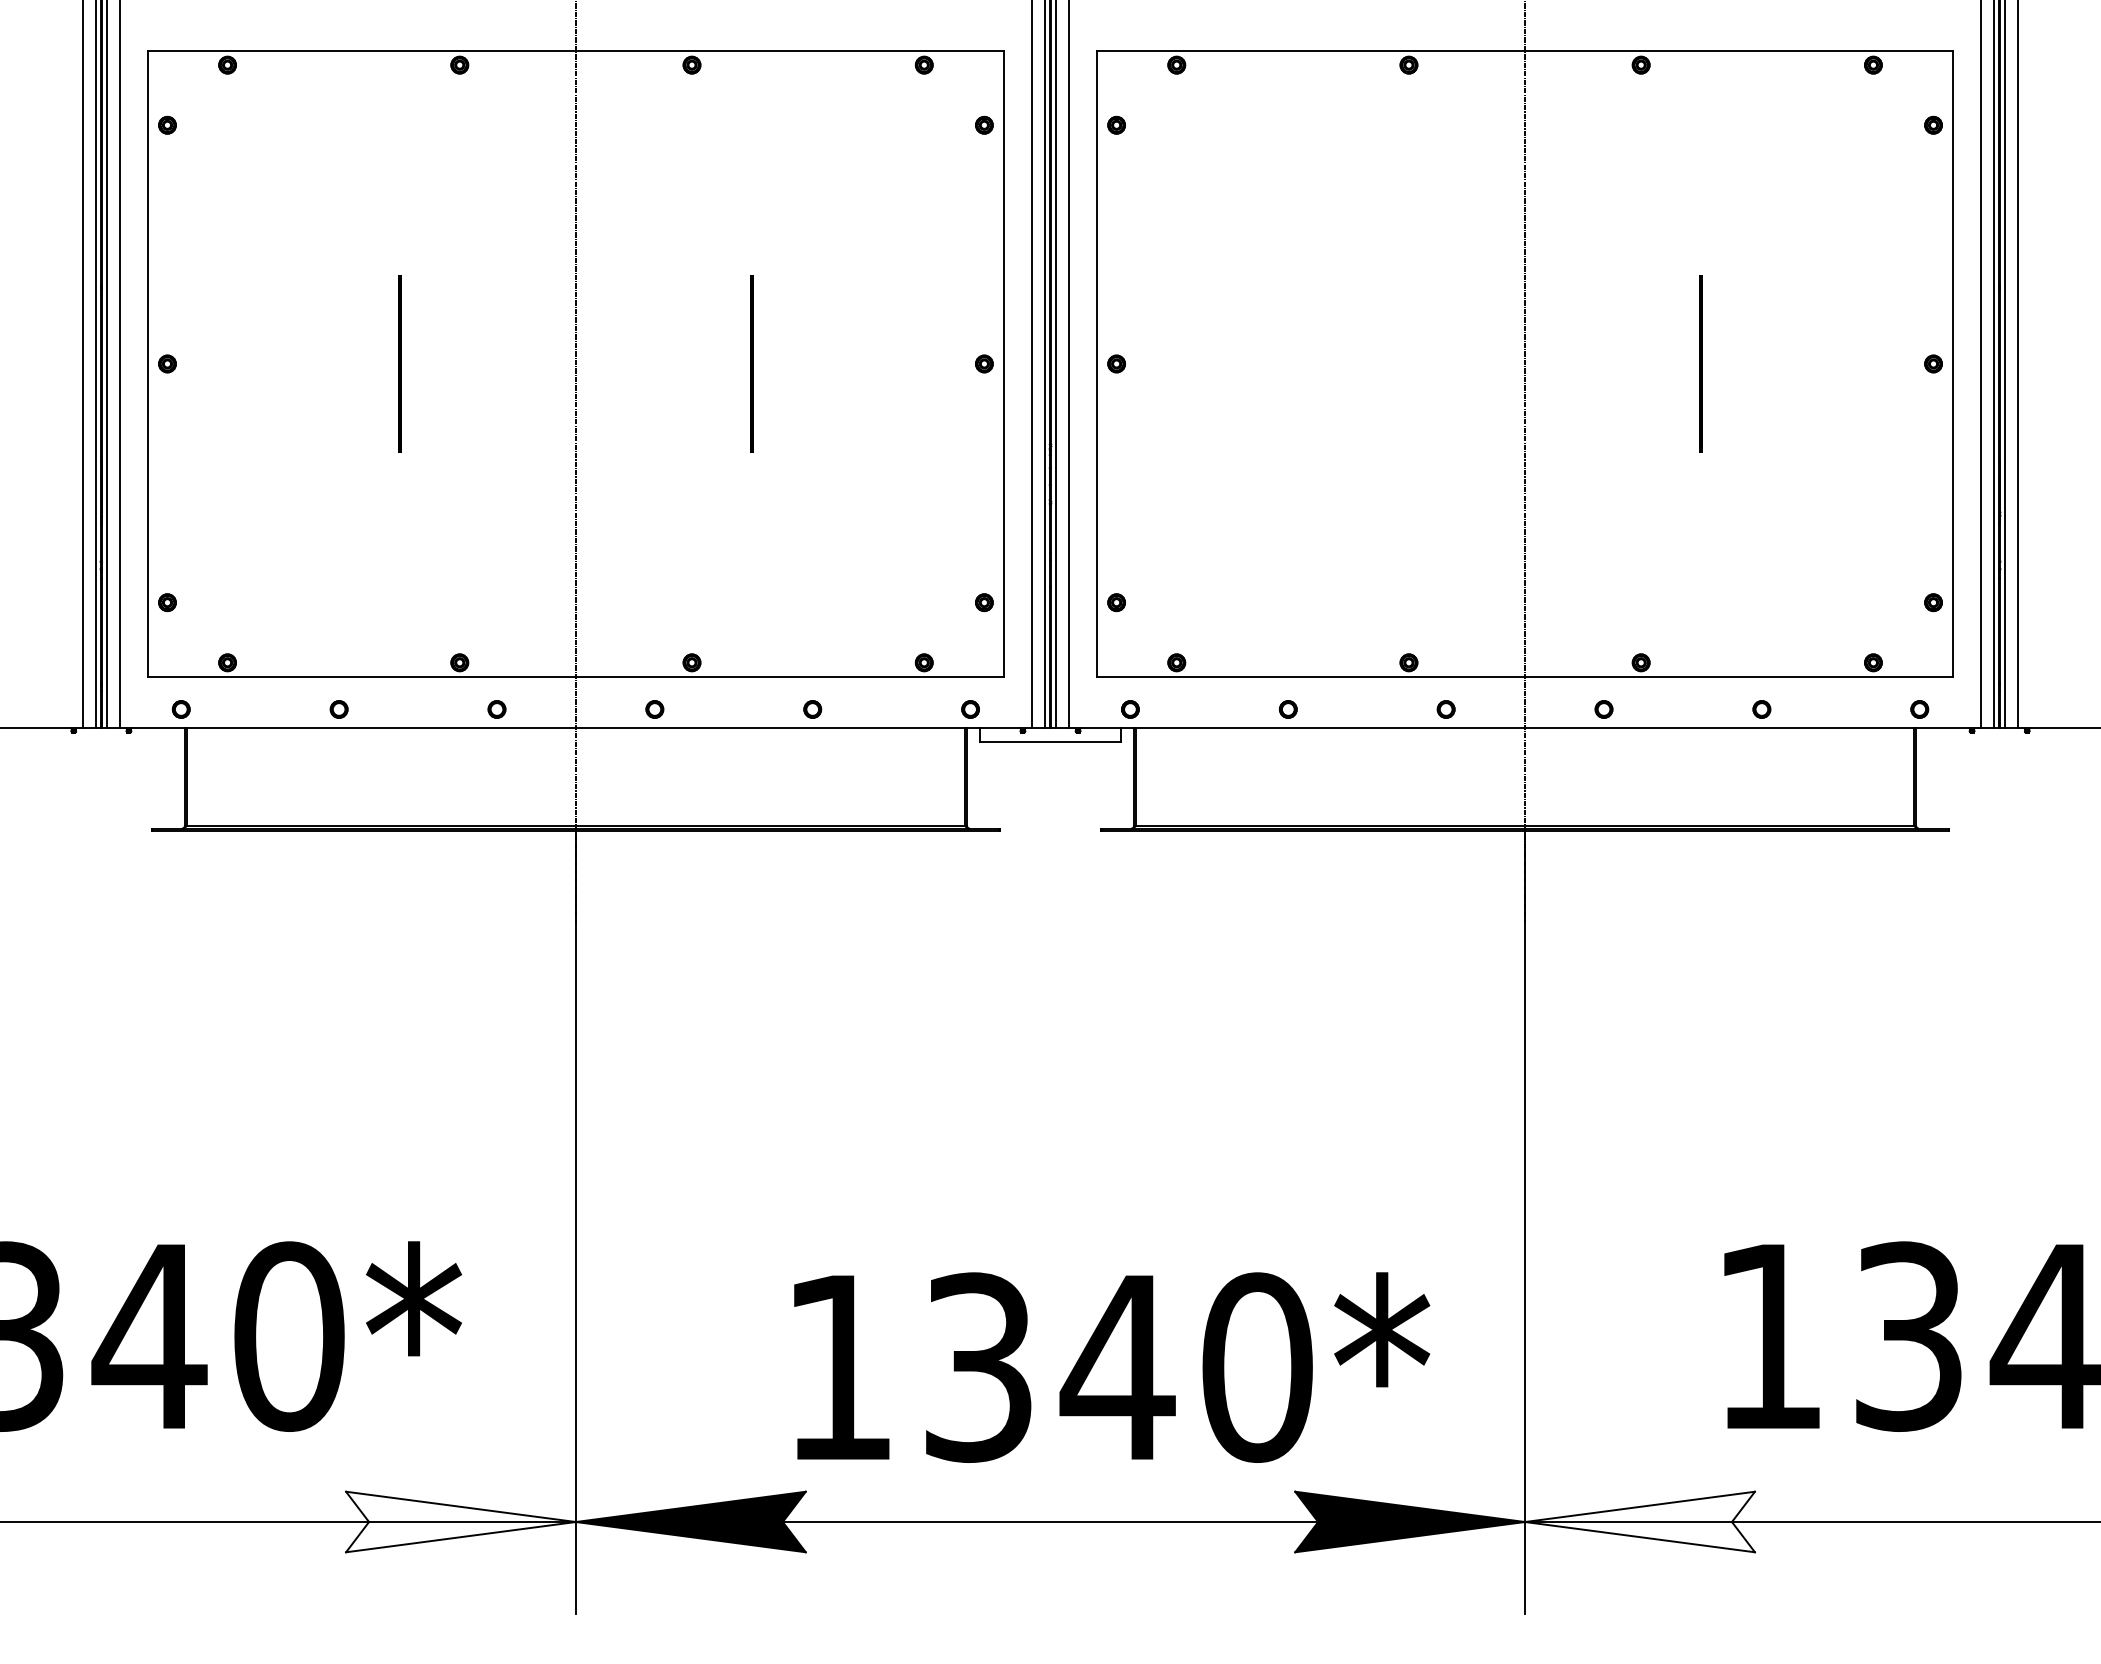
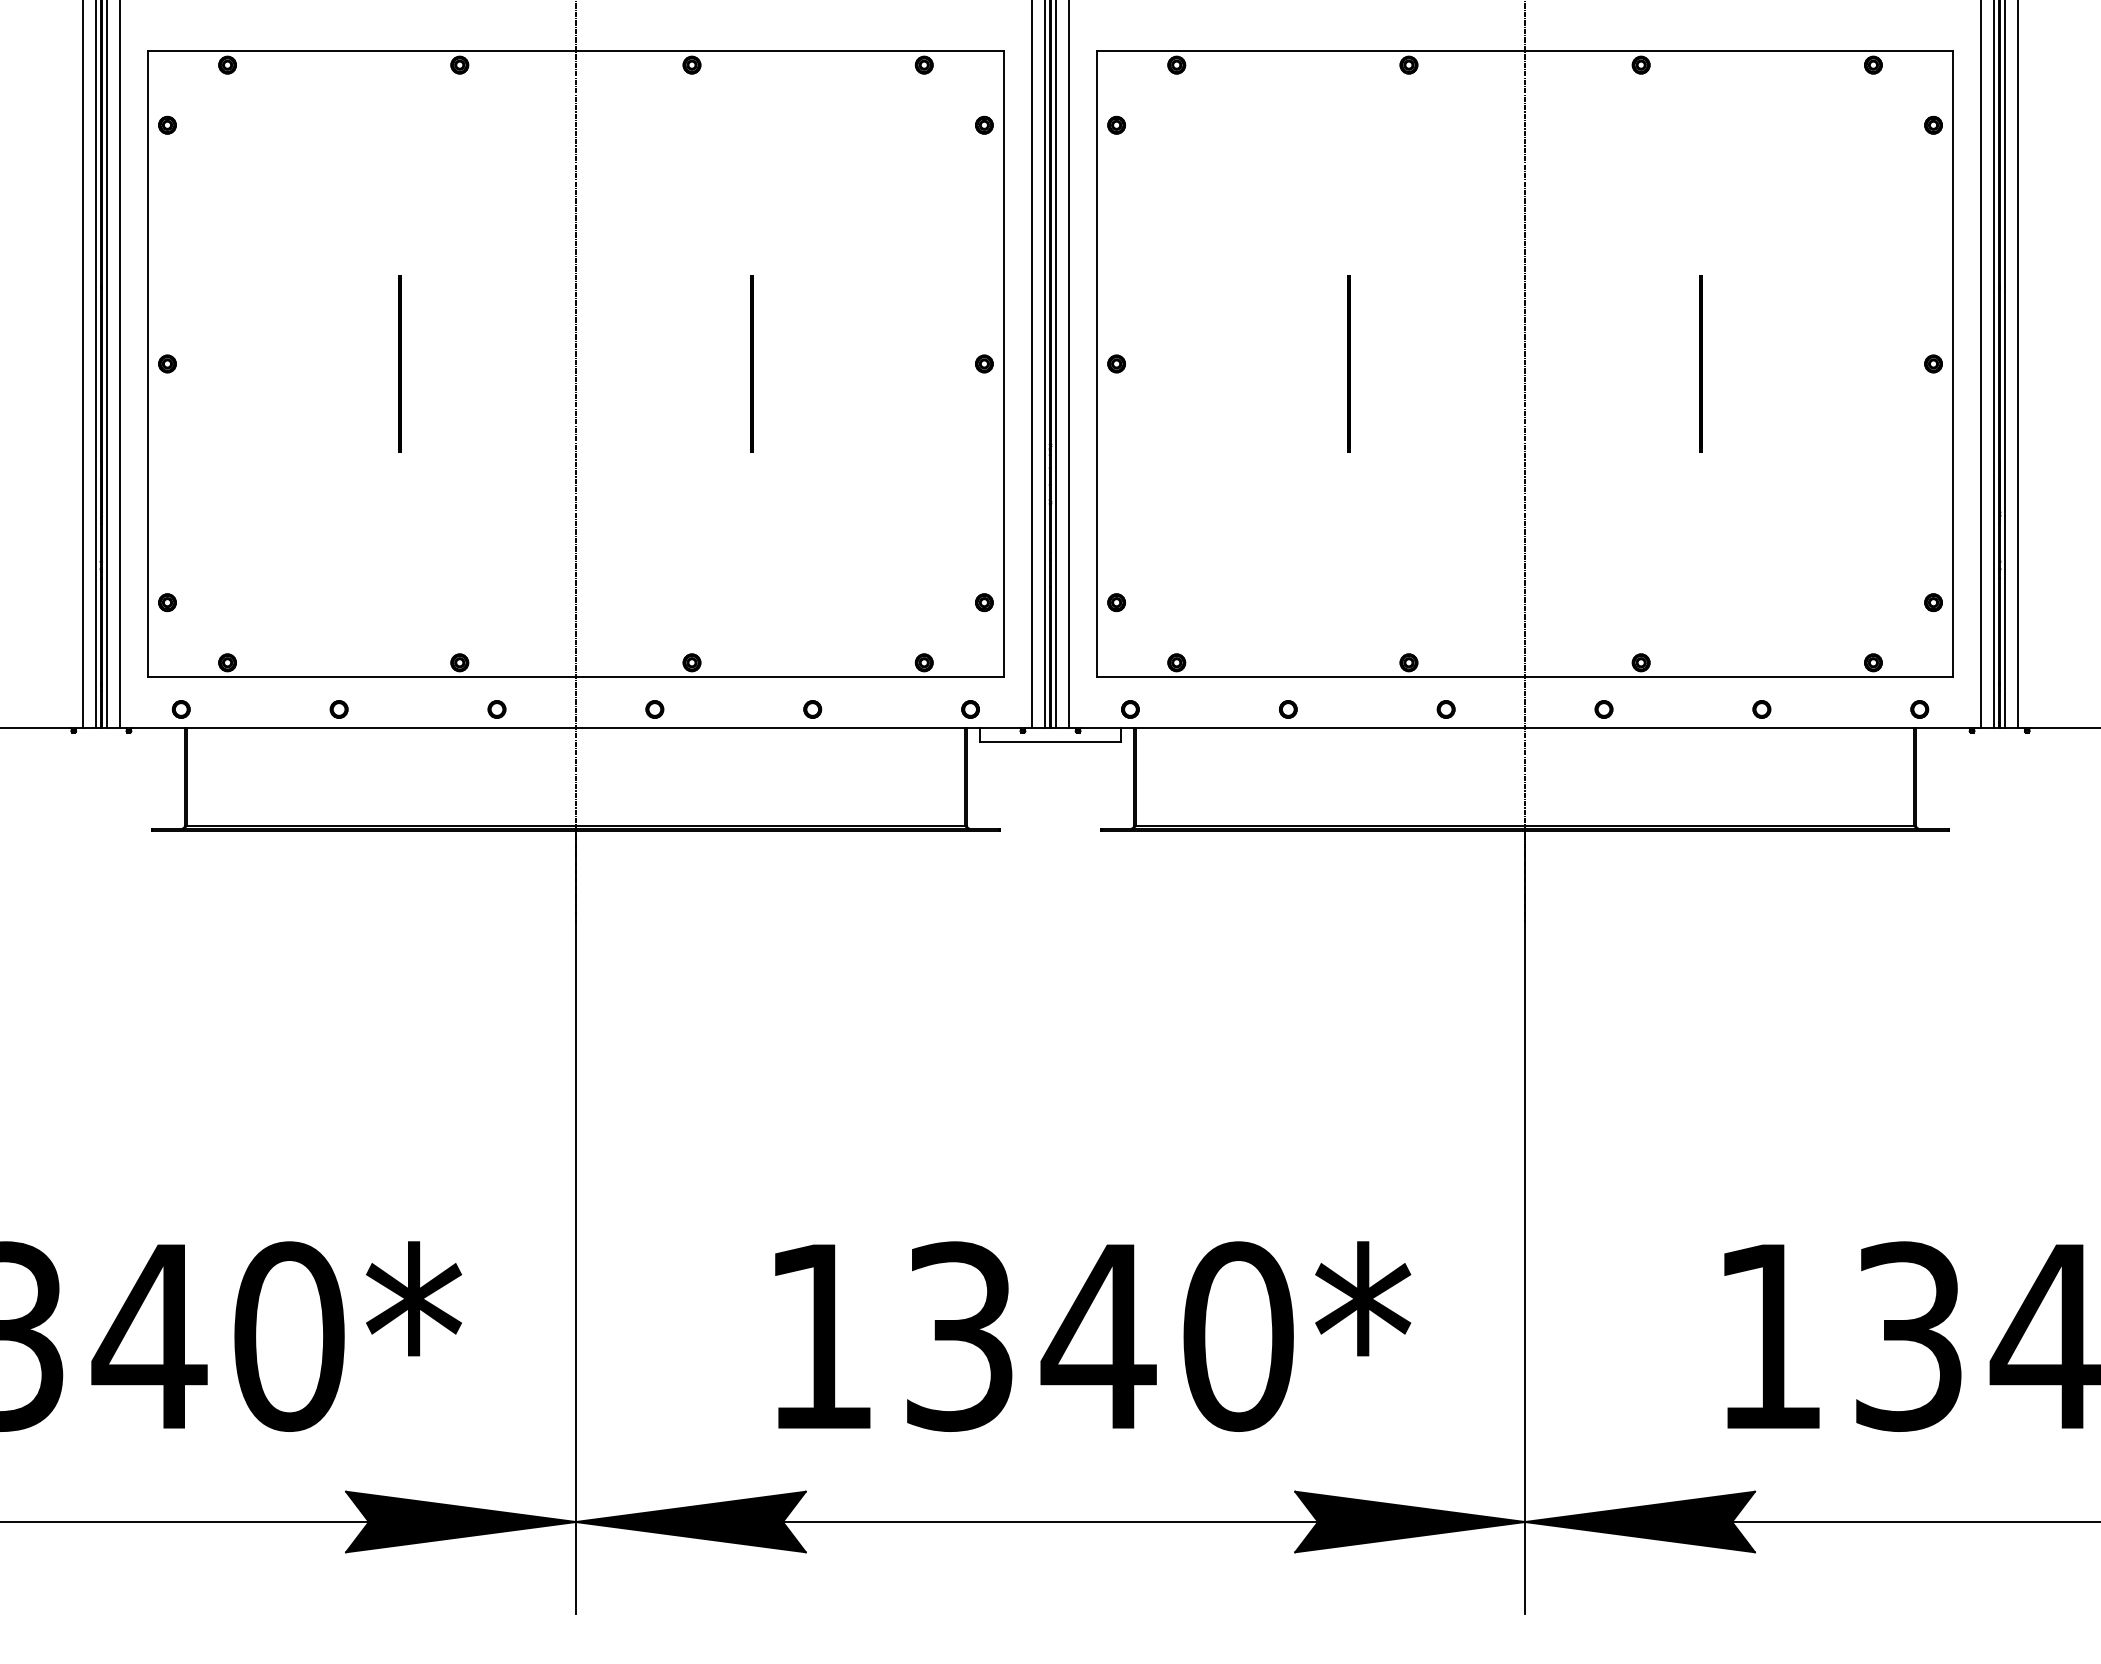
line: none -> present (1348, 363)
text position: (1112, 1367) -> (1093, 1336) (1093, 1336)
fill: none -> present (460, 1521)
fill: none -> present (1639, 1521)
